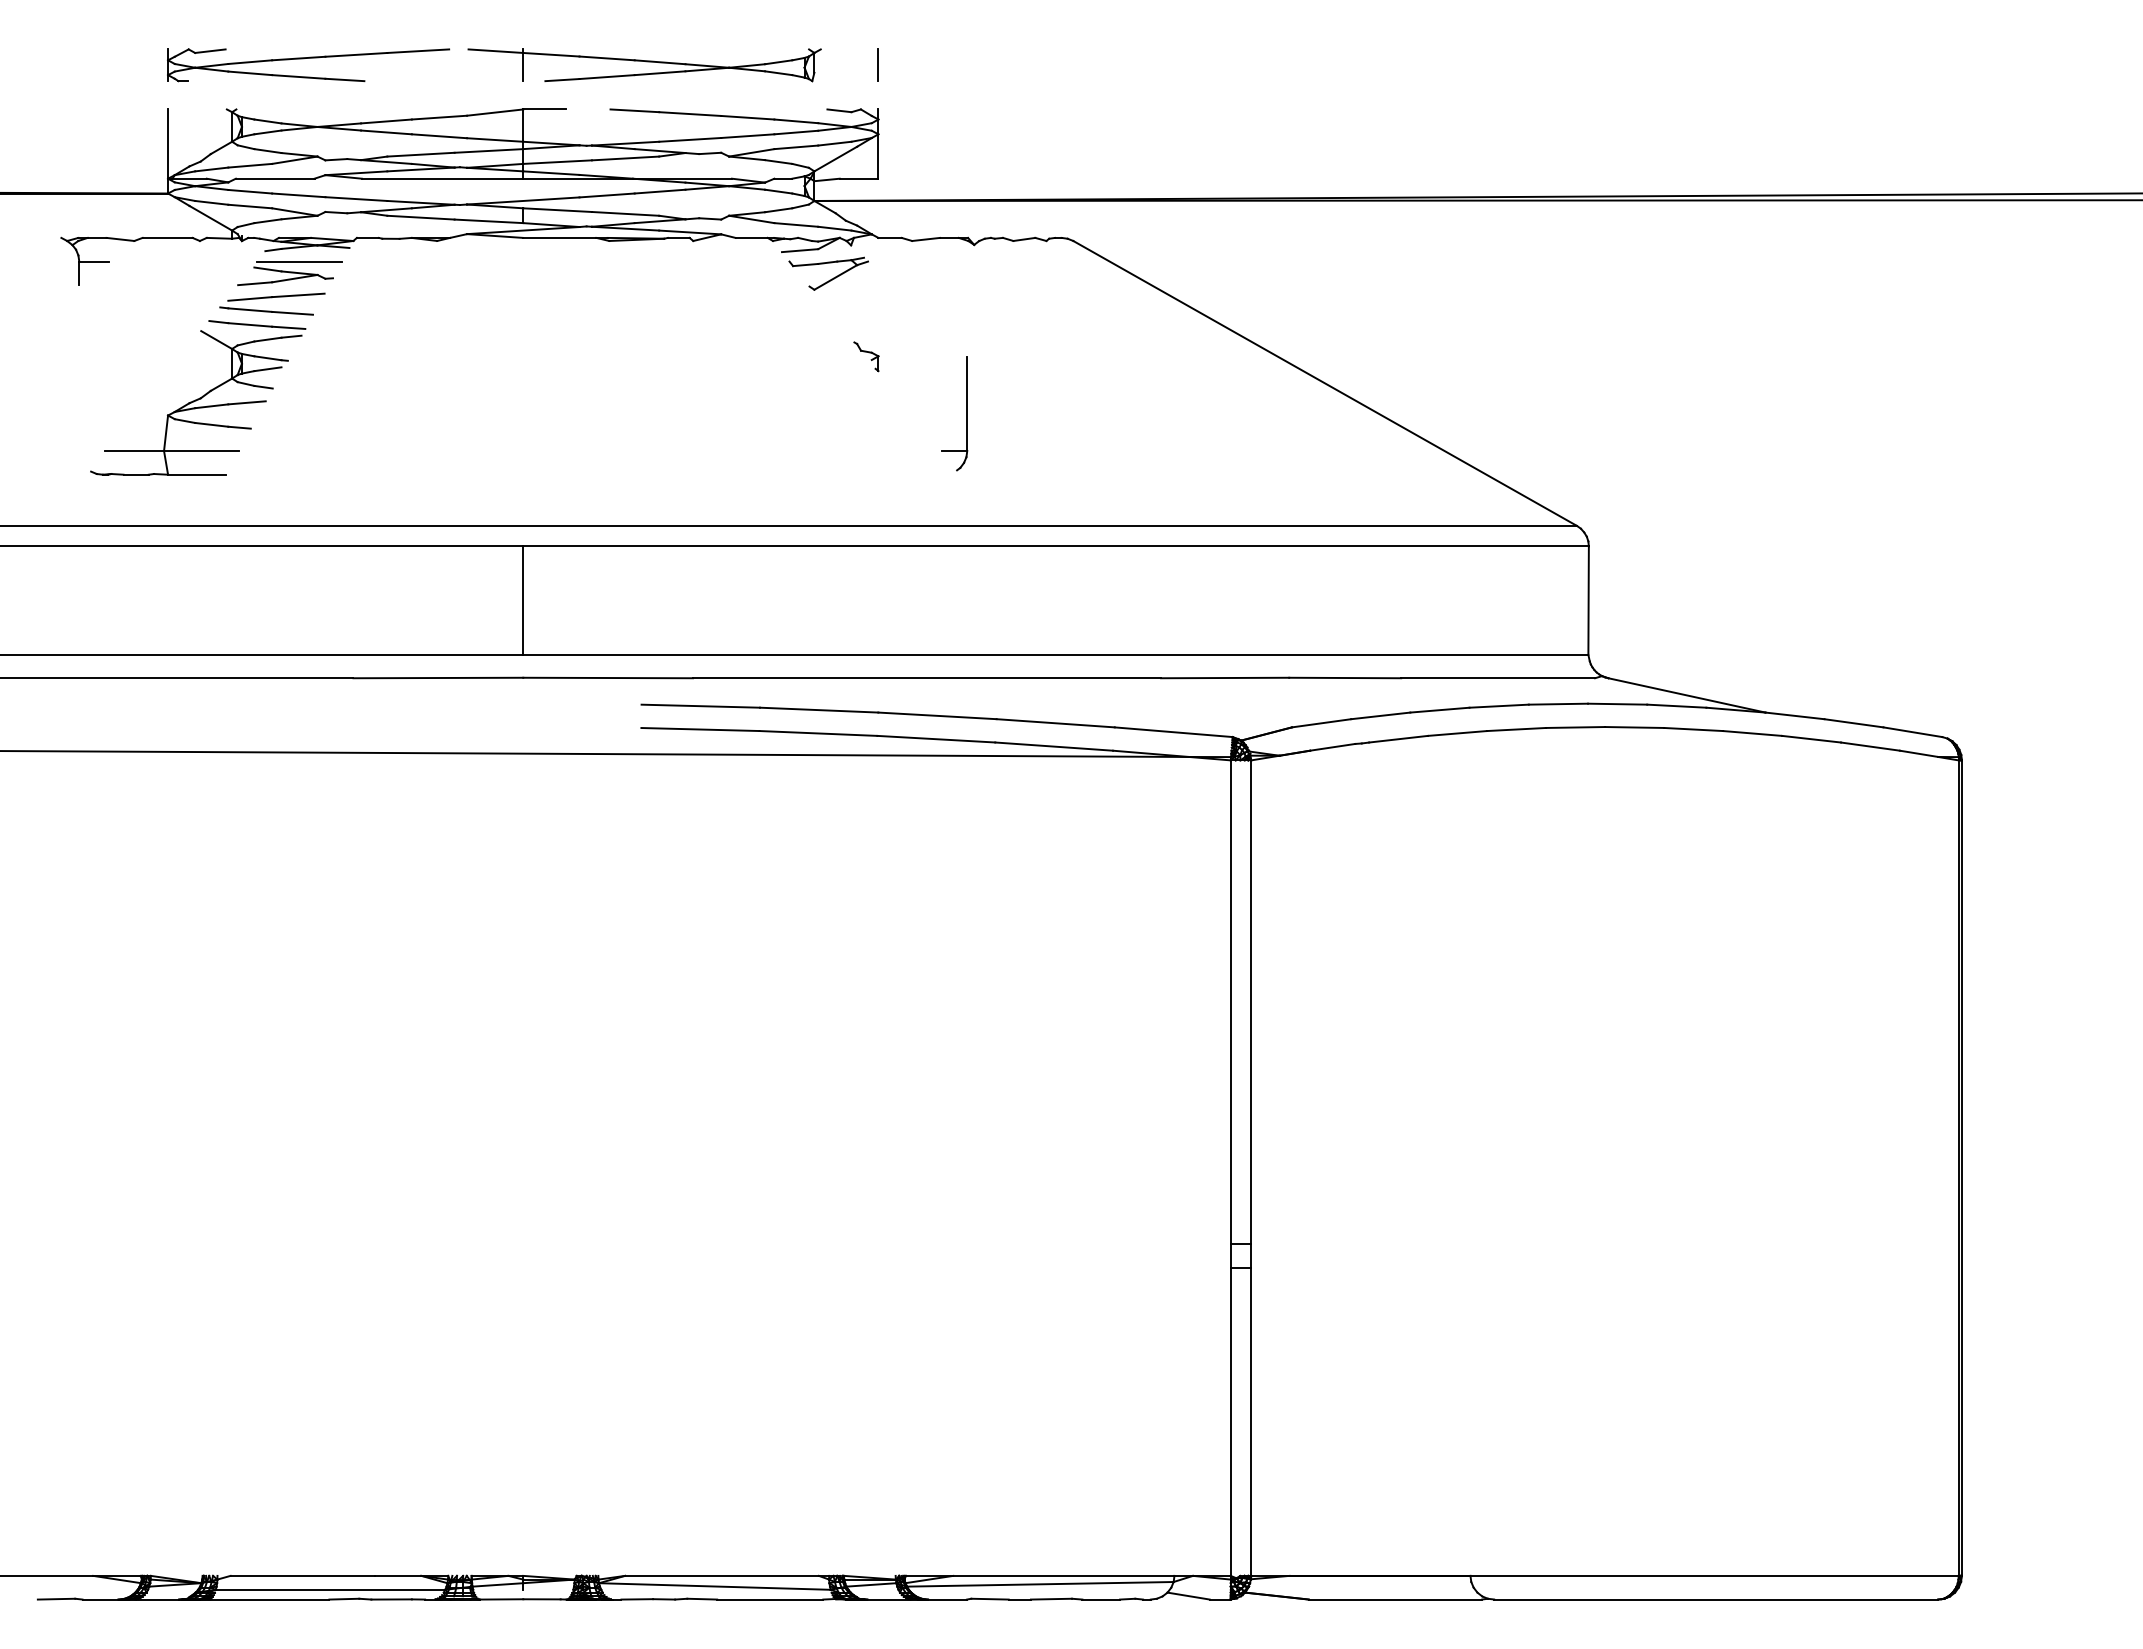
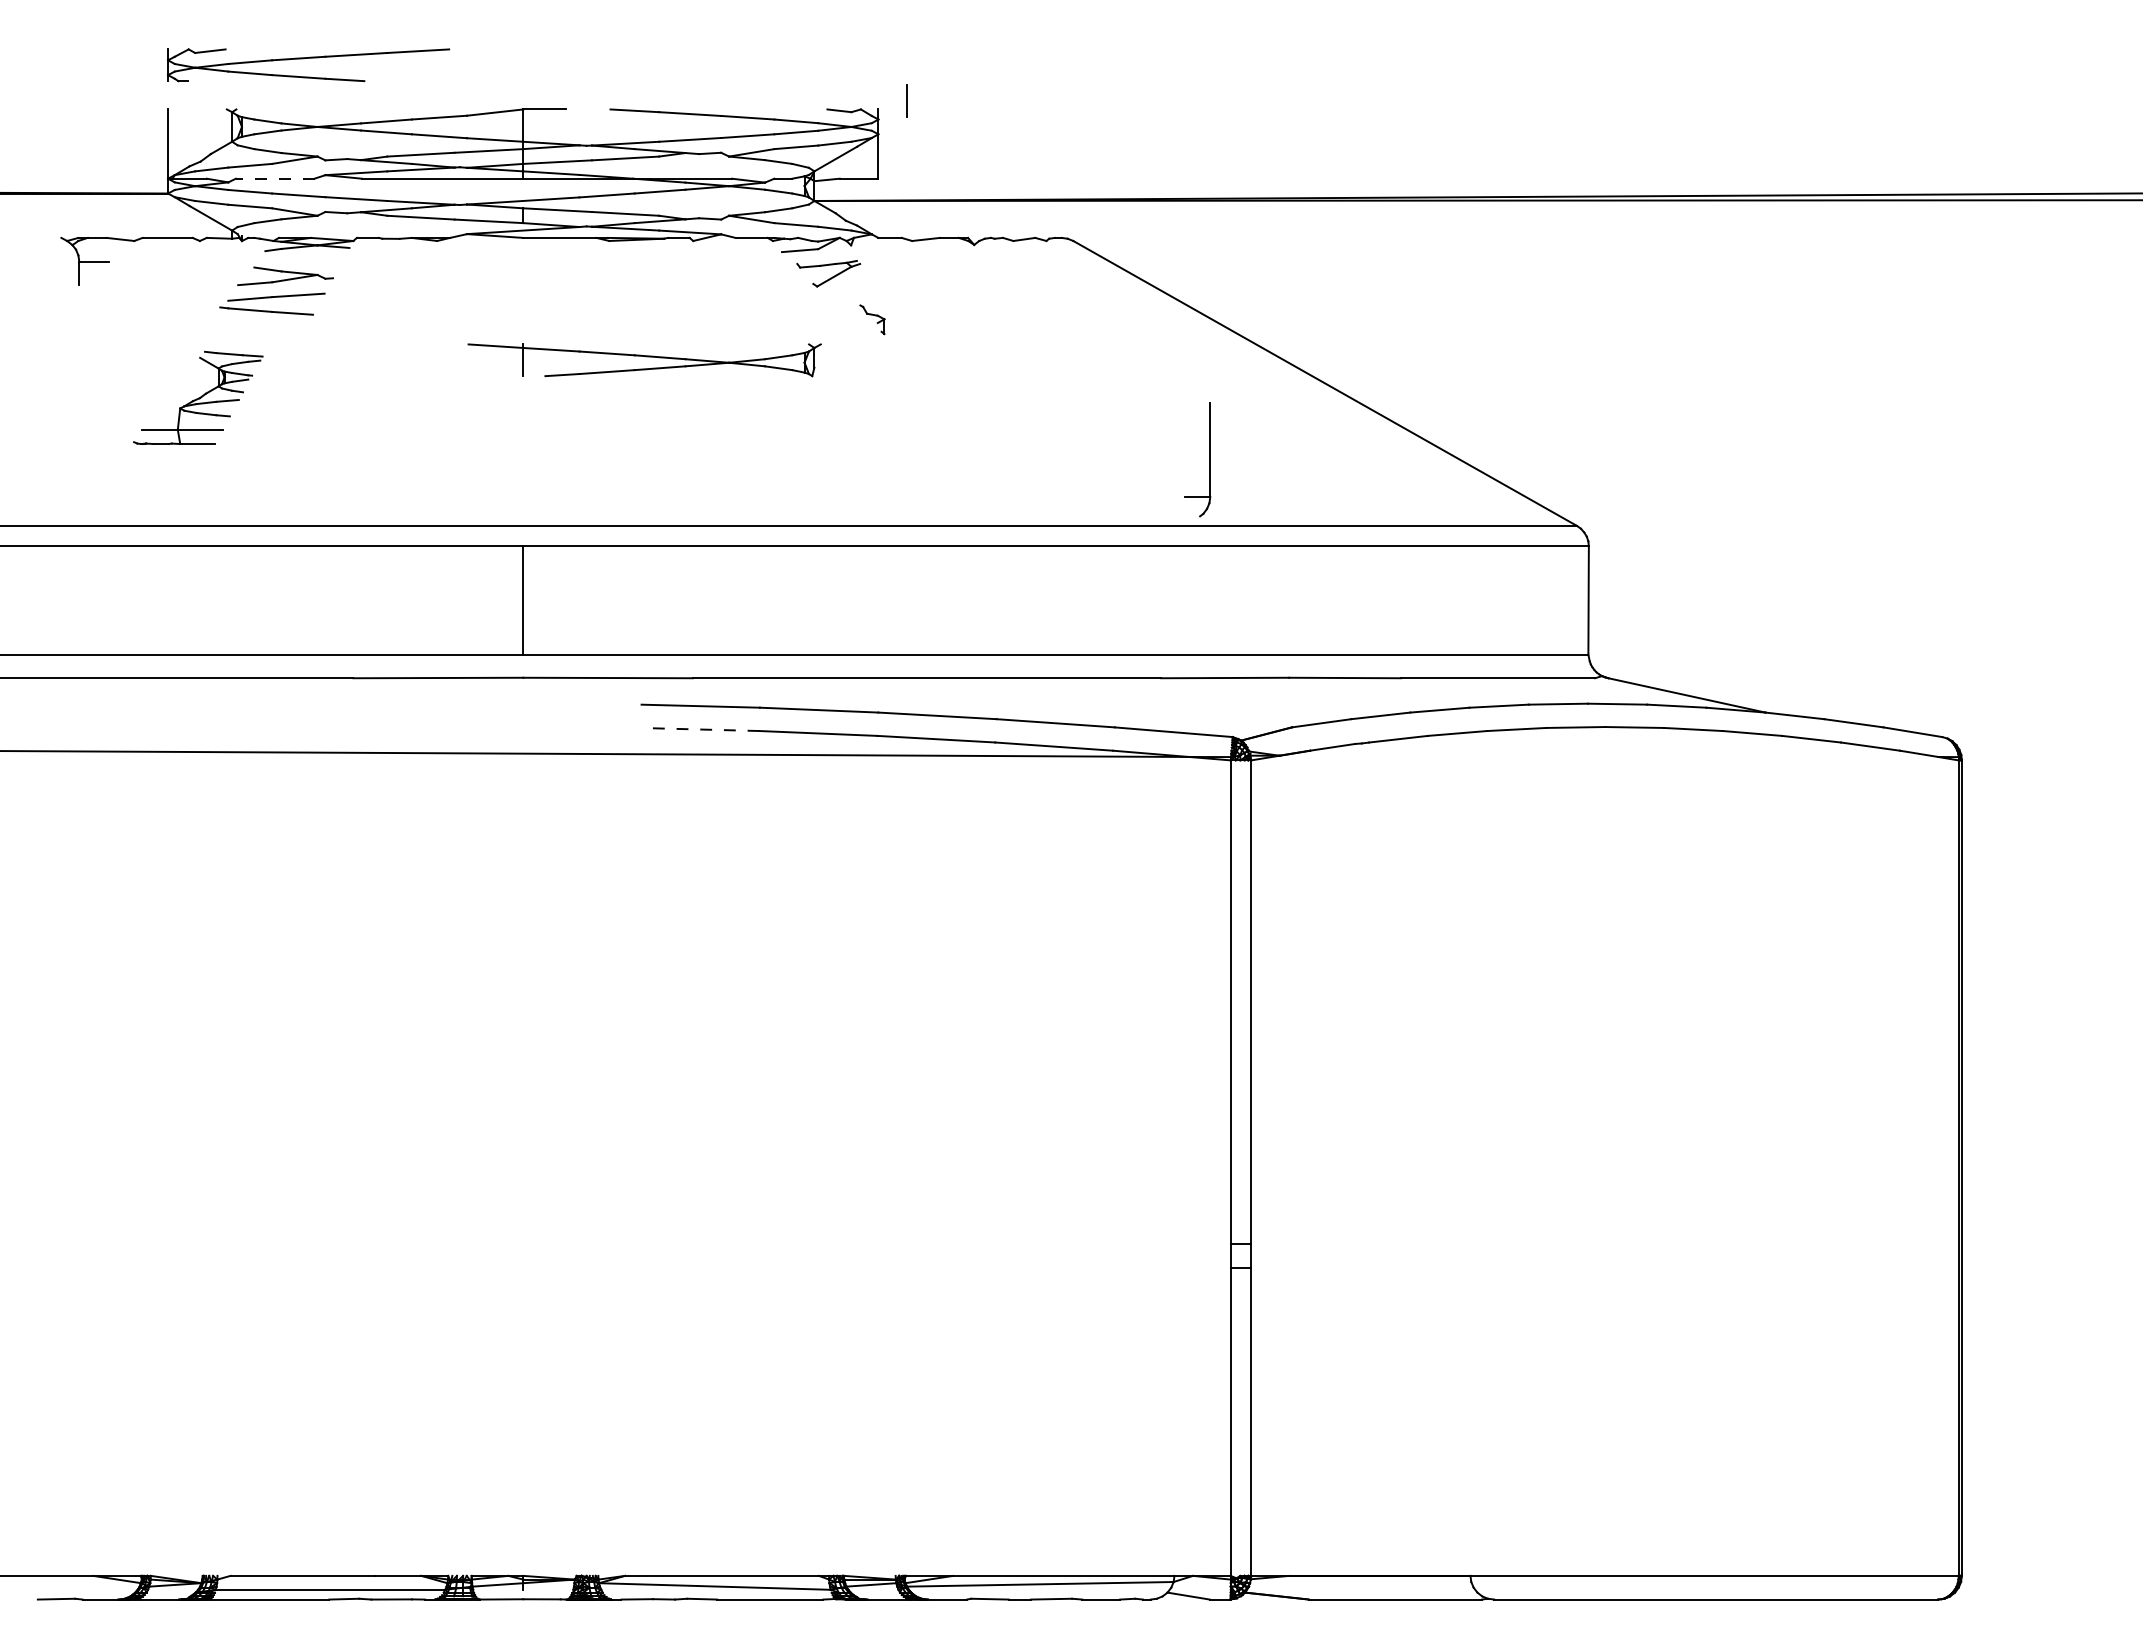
line position: (877, 64) -> (906, 100) (906, 100)
part position: (644, 65) -> (644, 360) (644, 360)
line: solid -> dashed (274, 178)
line: present -> none (299, 261)
part size: 81x35 px -> 66x28 px (828, 273)
part position: (866, 356) -> (872, 319) (872, 319)
part size: 217x156 px -> 131x95 px (198, 397)
part position: (966, 413) -> (1209, 459) (1209, 459)
line: solid -> dashed (699, 729)
